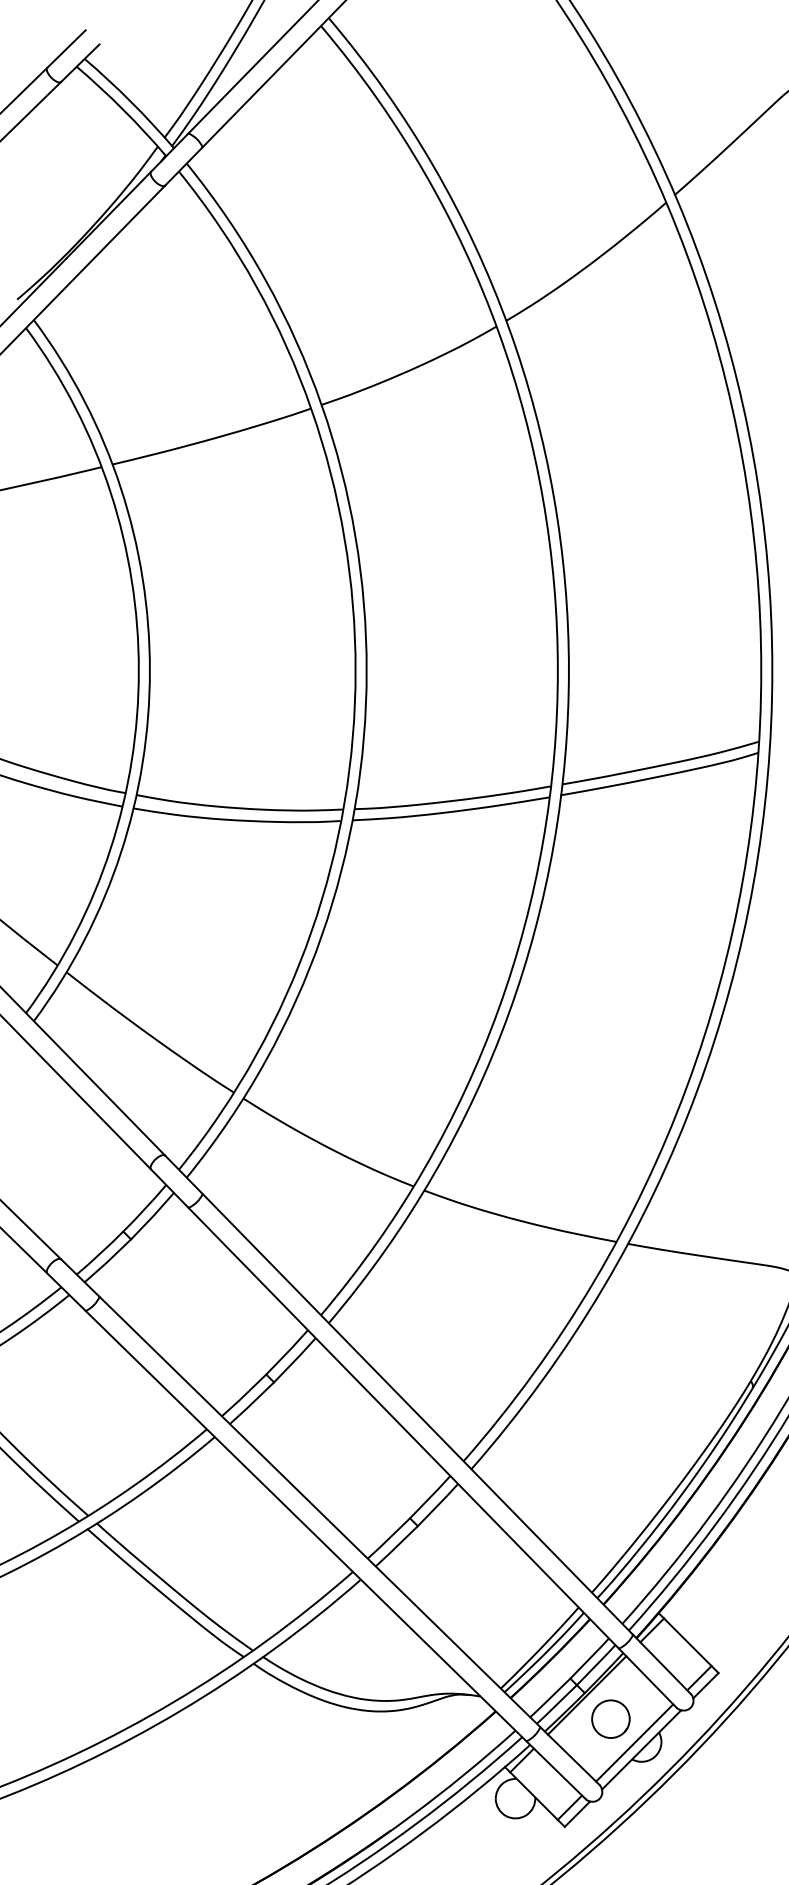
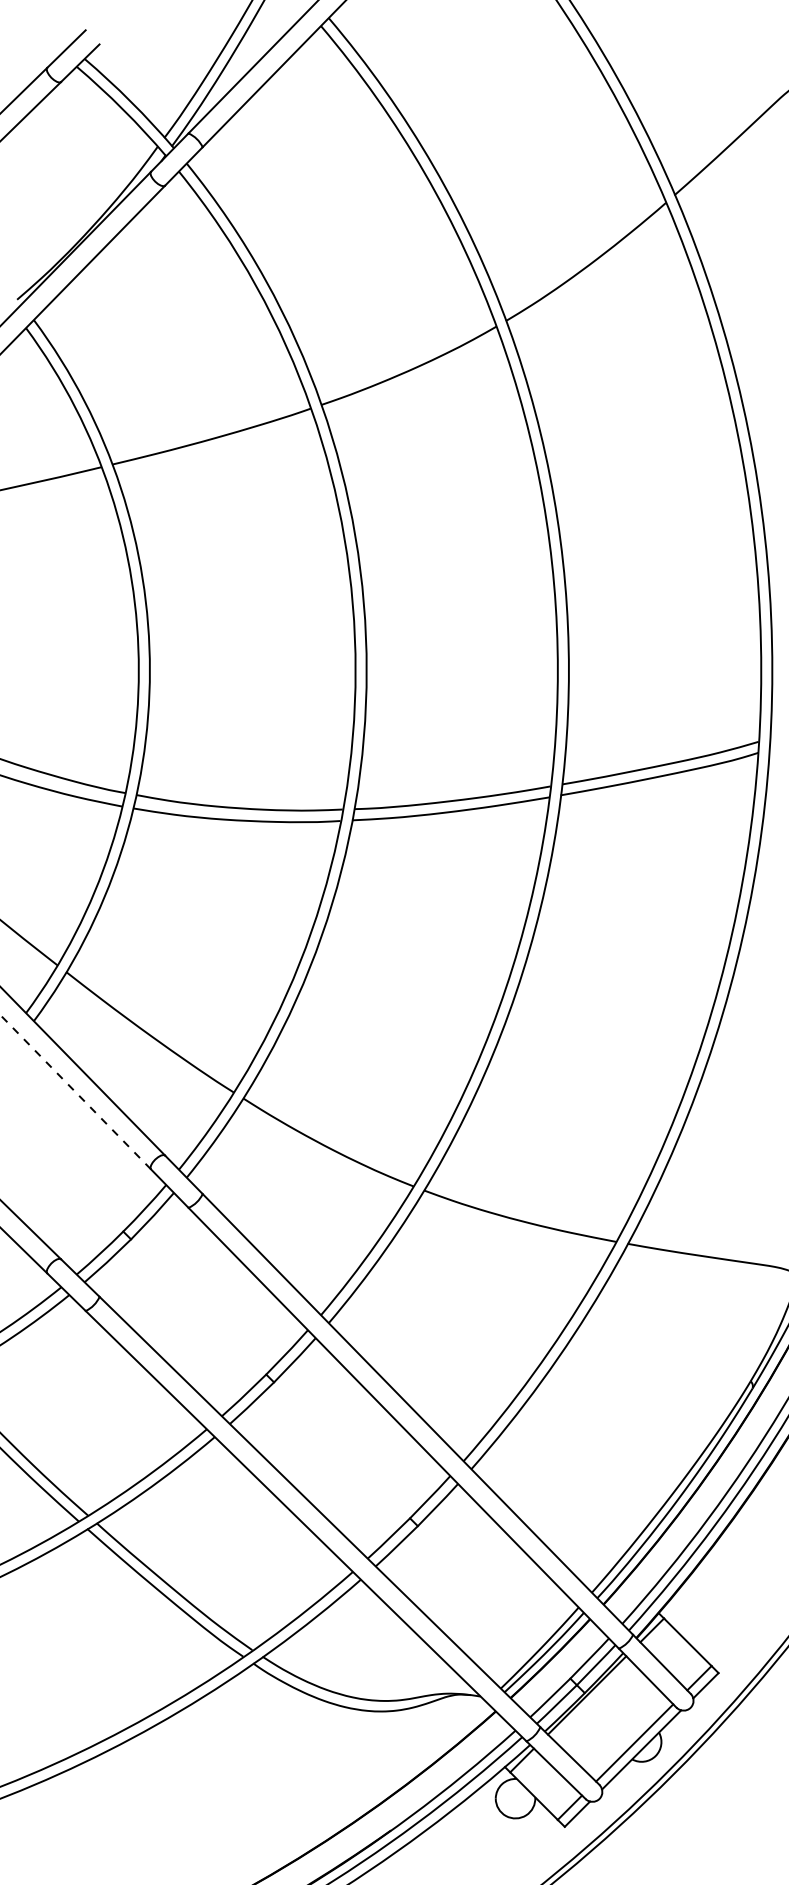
line: solid -> dashed (75, 1092)
circle: present -> none (610, 1718)
